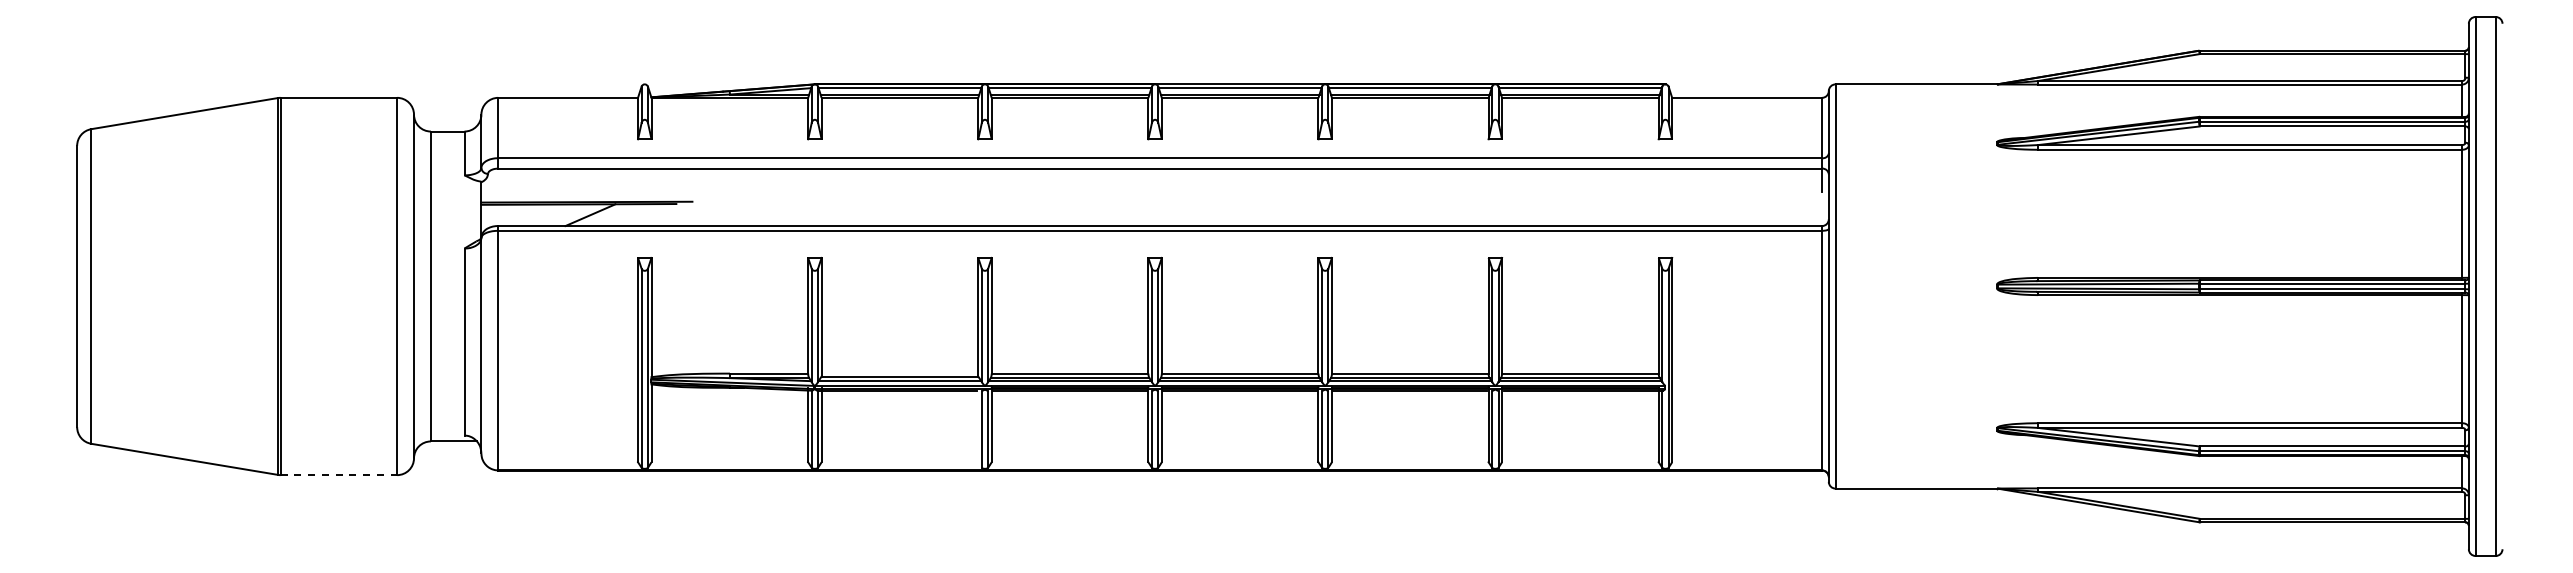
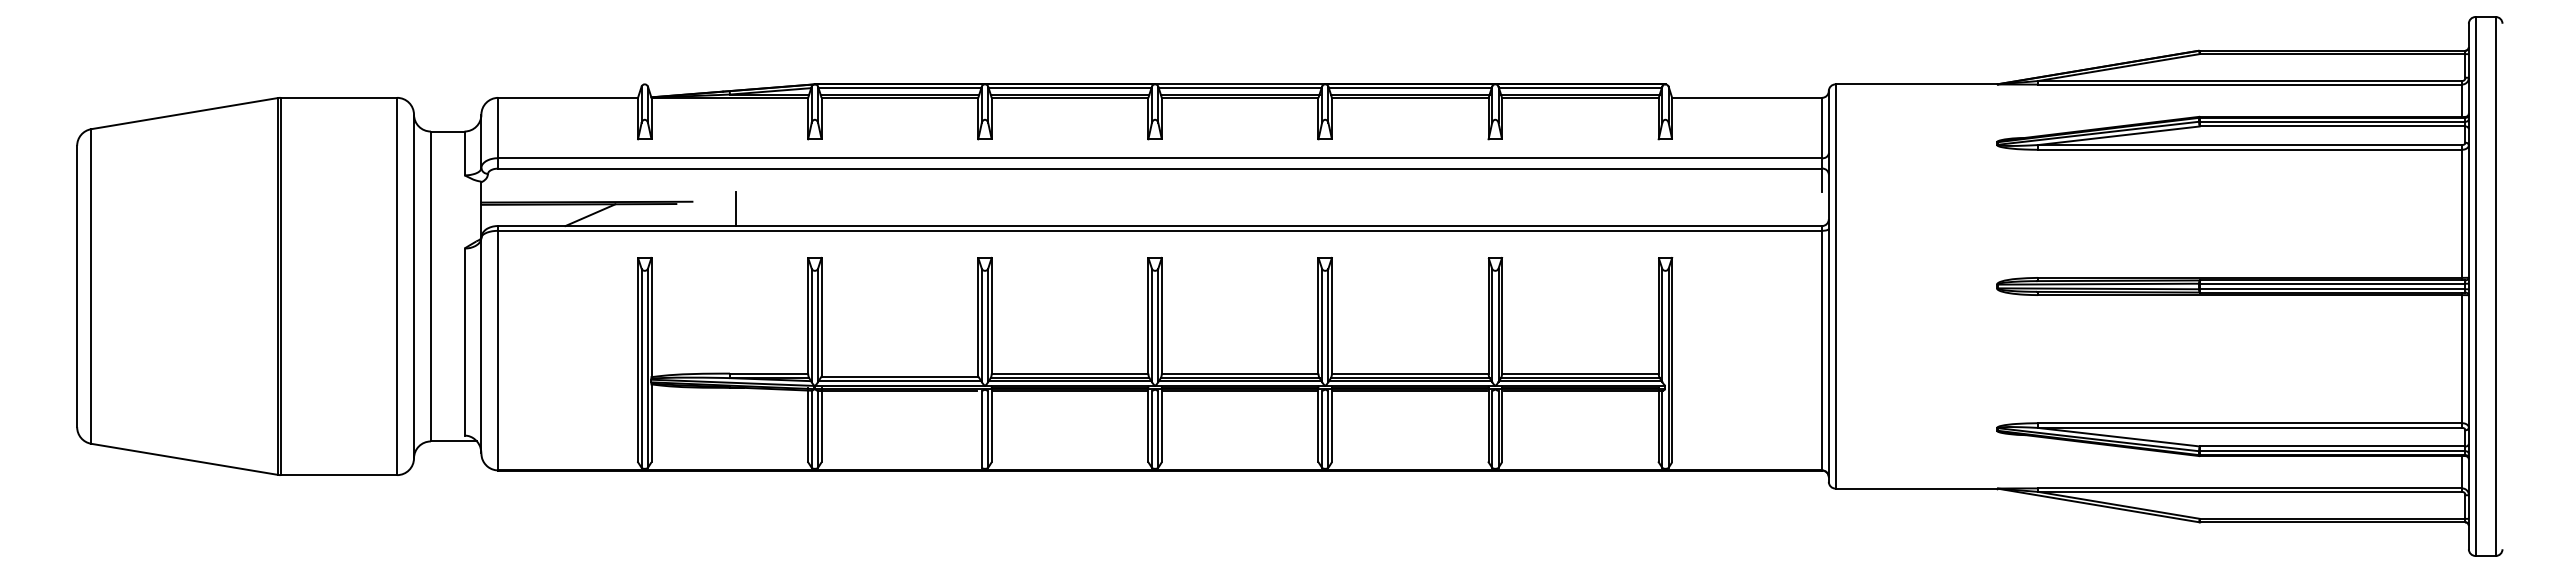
line: none -> present (736, 209)
line: dashed -> solid (339, 475)
